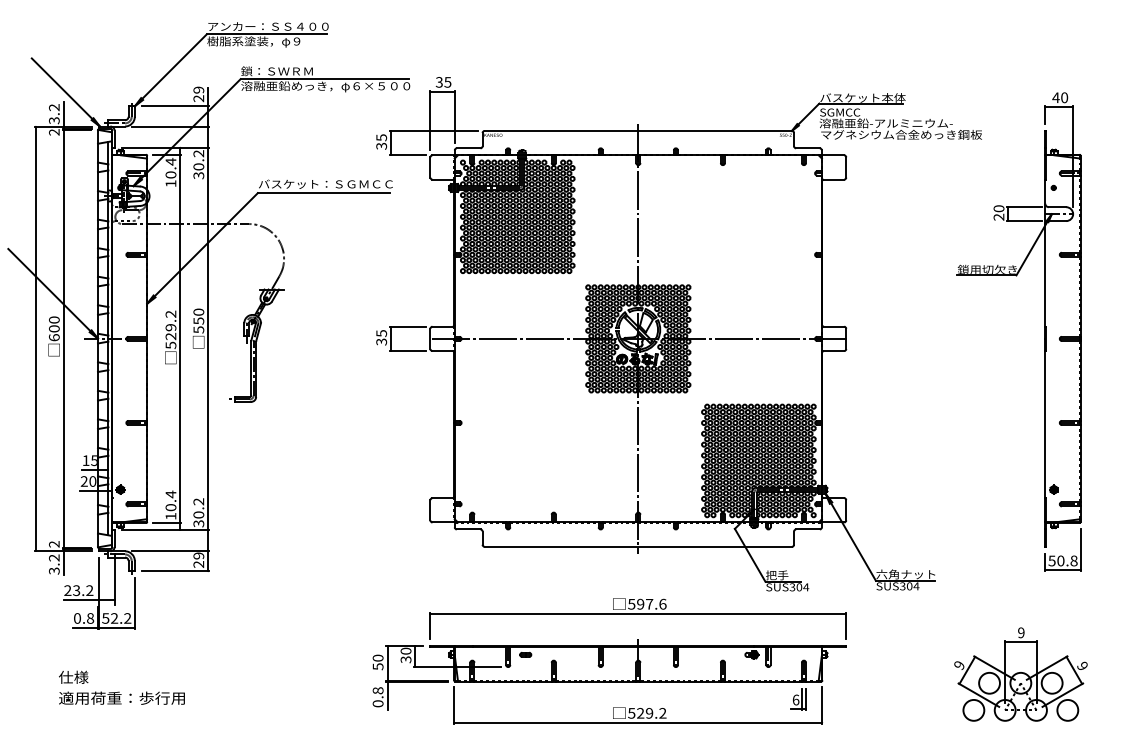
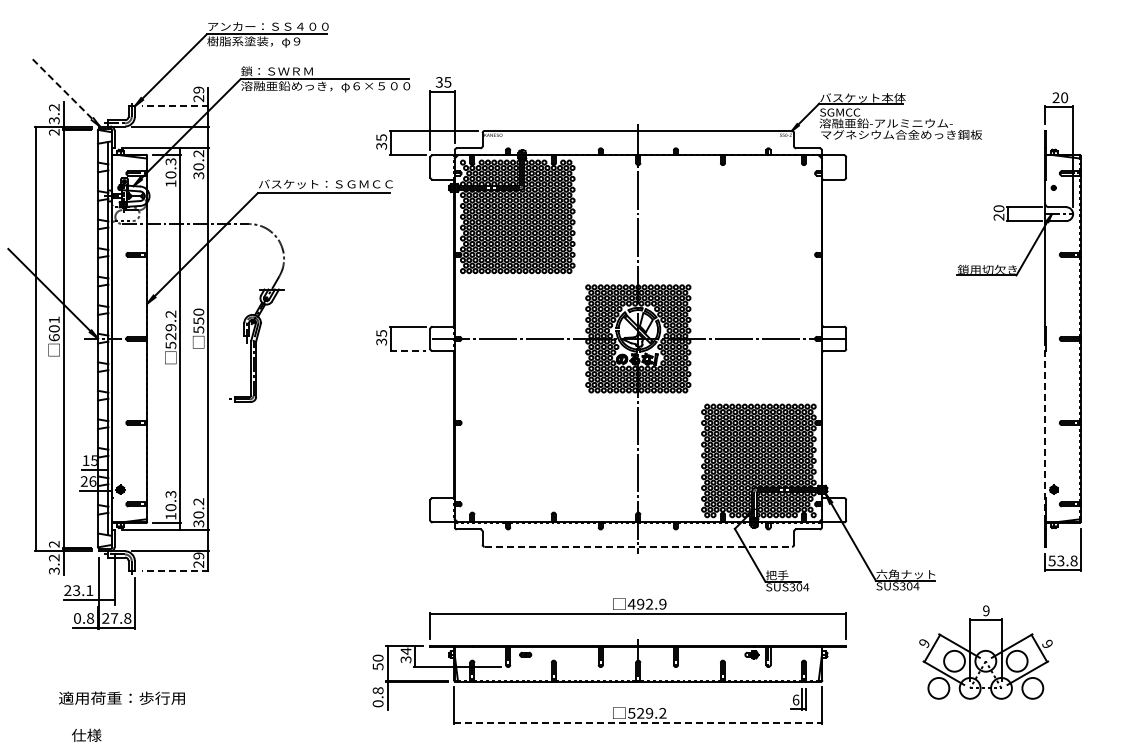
line: solid -> dashed (65, 92)
text: 40 -> 20 (1055, 97)
line: solid -> dashed (175, 106)
text: 10.4 -> 10.3 (170, 161)
text: 600 -> 601 (54, 319)
line: solid -> dashed (407, 351)
line: solid -> dashed (1045, 430)
text: 20 -> 26 (92, 481)
text: 10.4 -> 10.3 (170, 494)
line: solid -> dashed (638, 546)
text: 50.8 -> 53.8 (1060, 560)
line: solid -> dashed (175, 571)
text: 23.2 -> 23.1 (89, 590)
text: 597.6 -> 492.9 (646, 603)
text: 52.2 -> 27.8 (116, 618)
text: 30 -> 34 (405, 651)
part position: (1020, 674) -> (985, 652) (985, 652)
text position: (73, 676) -> (86, 734) (86, 734)
line: solid -> dashed (638, 722)
